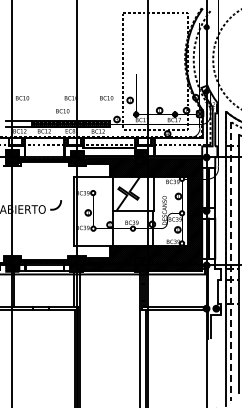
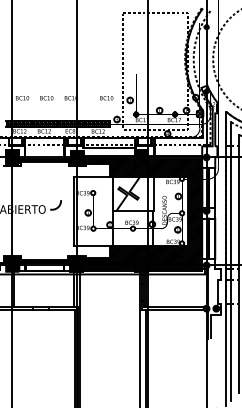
text position: (62, 111) -> (46, 98) (46, 98)
hatch: none -> present (19, 123)
line: dashed -> solid (231, 261)
